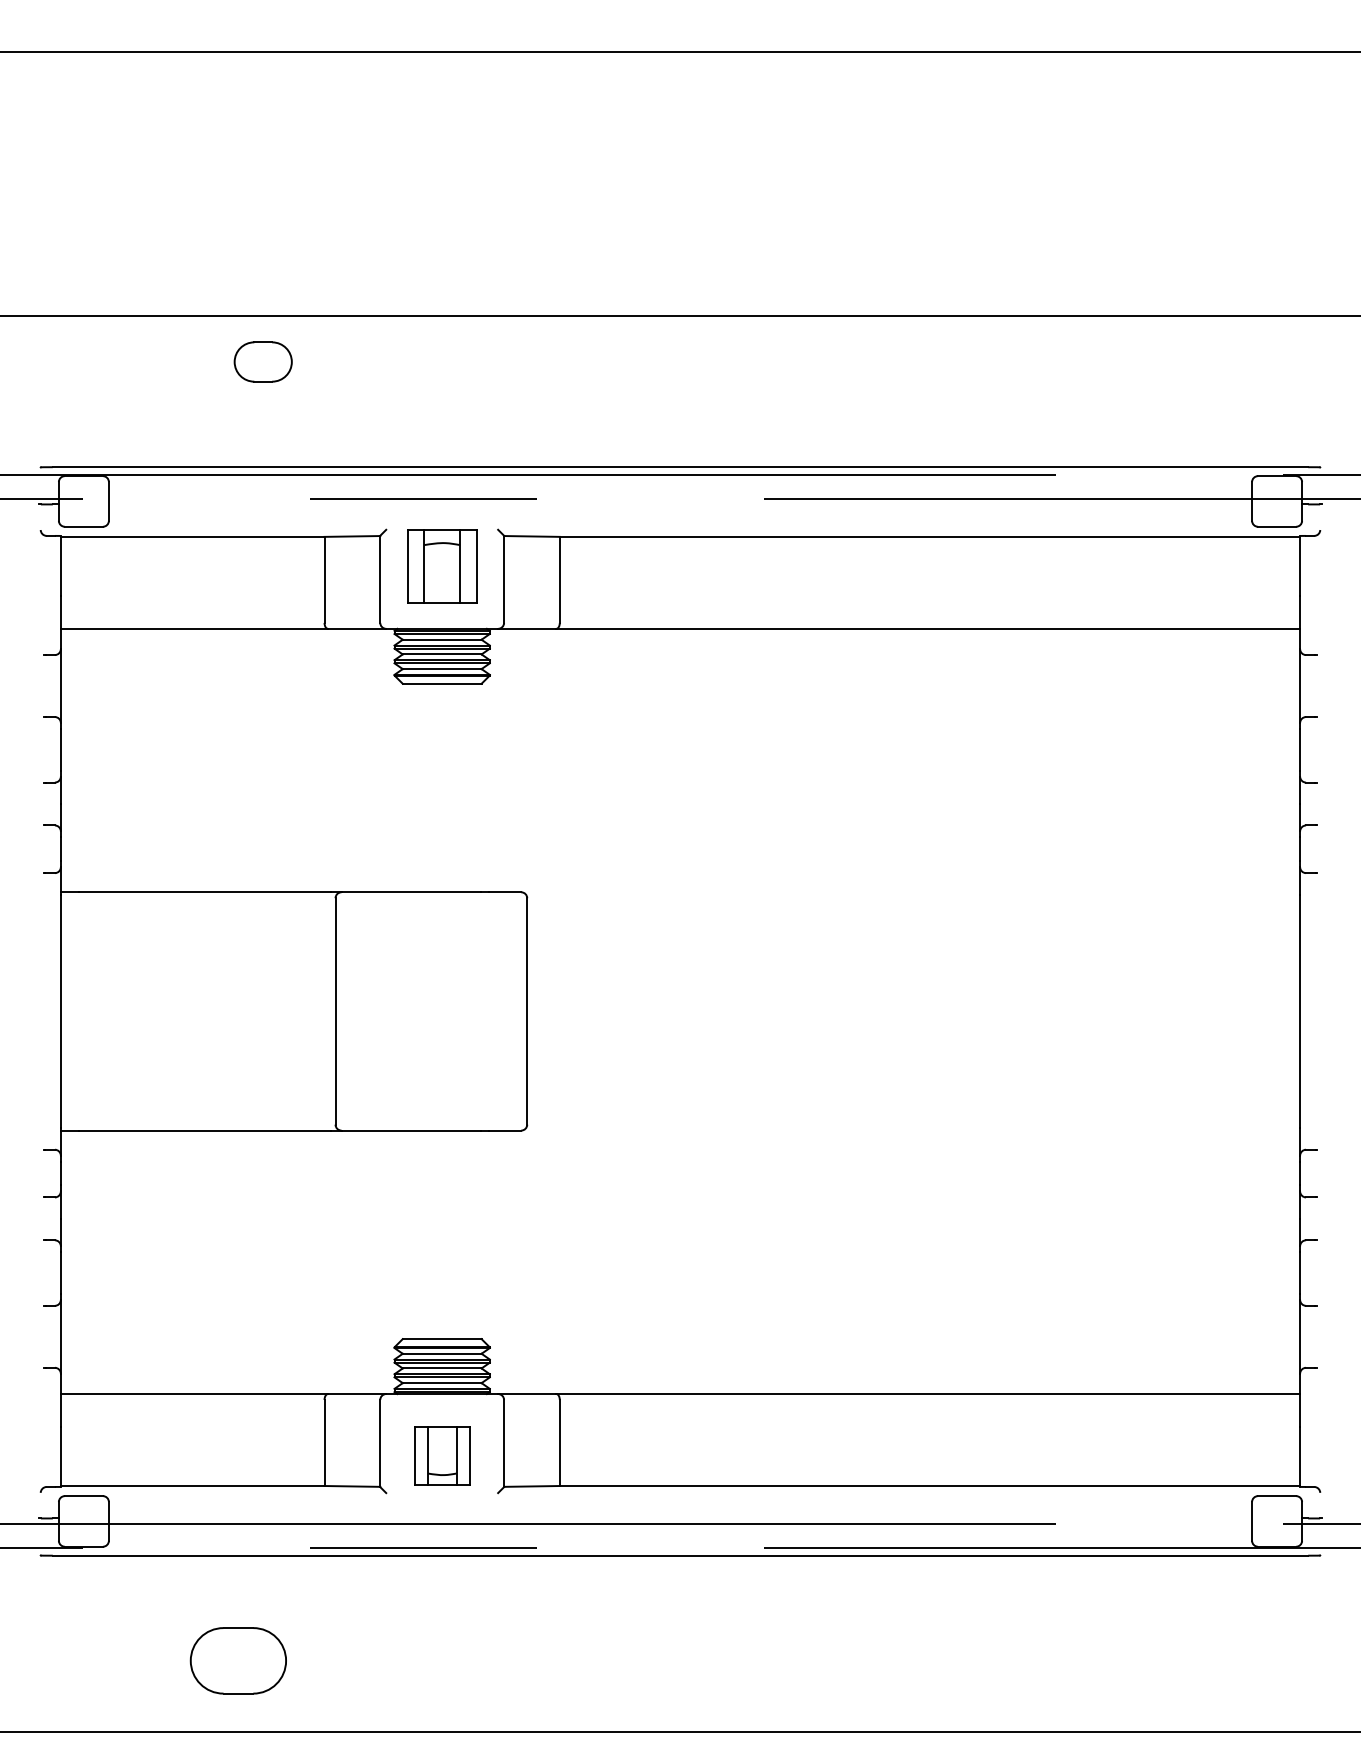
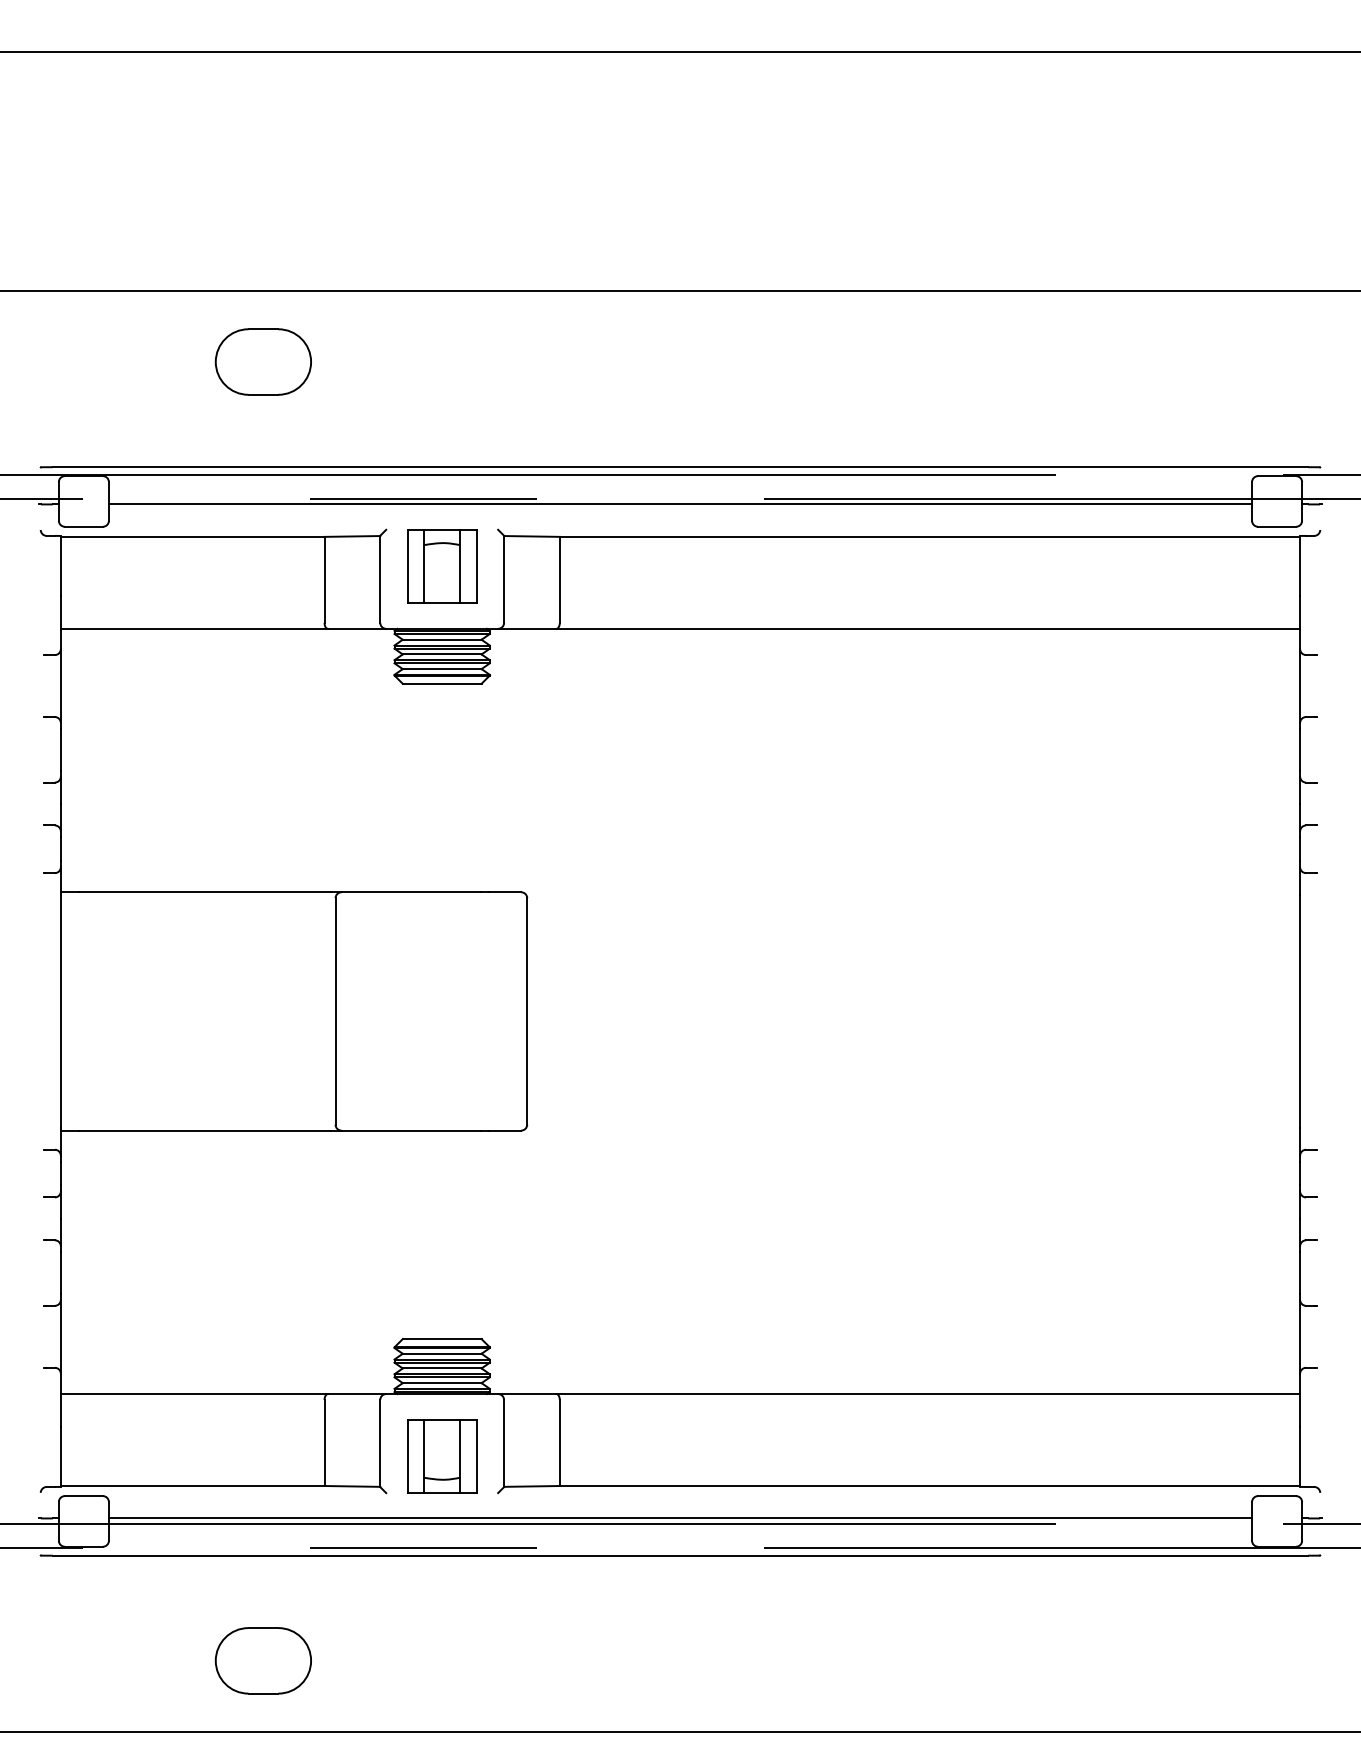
line position: (679, 315) -> (679, 290) (679, 290)
part size: 60x42 px -> 98x68 px (262, 361)
line: none -> present (680, 504)
part size: 57x60 px -> 71x75 px (442, 1456)
line: none -> present (680, 1518)
part position: (237, 1660) -> (262, 1660) (262, 1660)
